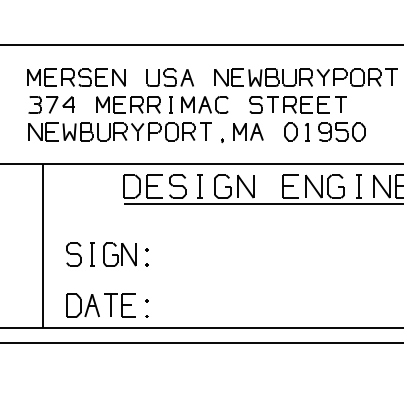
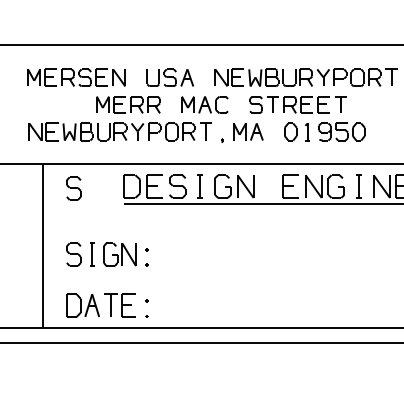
part: present -> none (51, 104)
line: present -> none (170, 104)
part: none -> present (73, 188)
